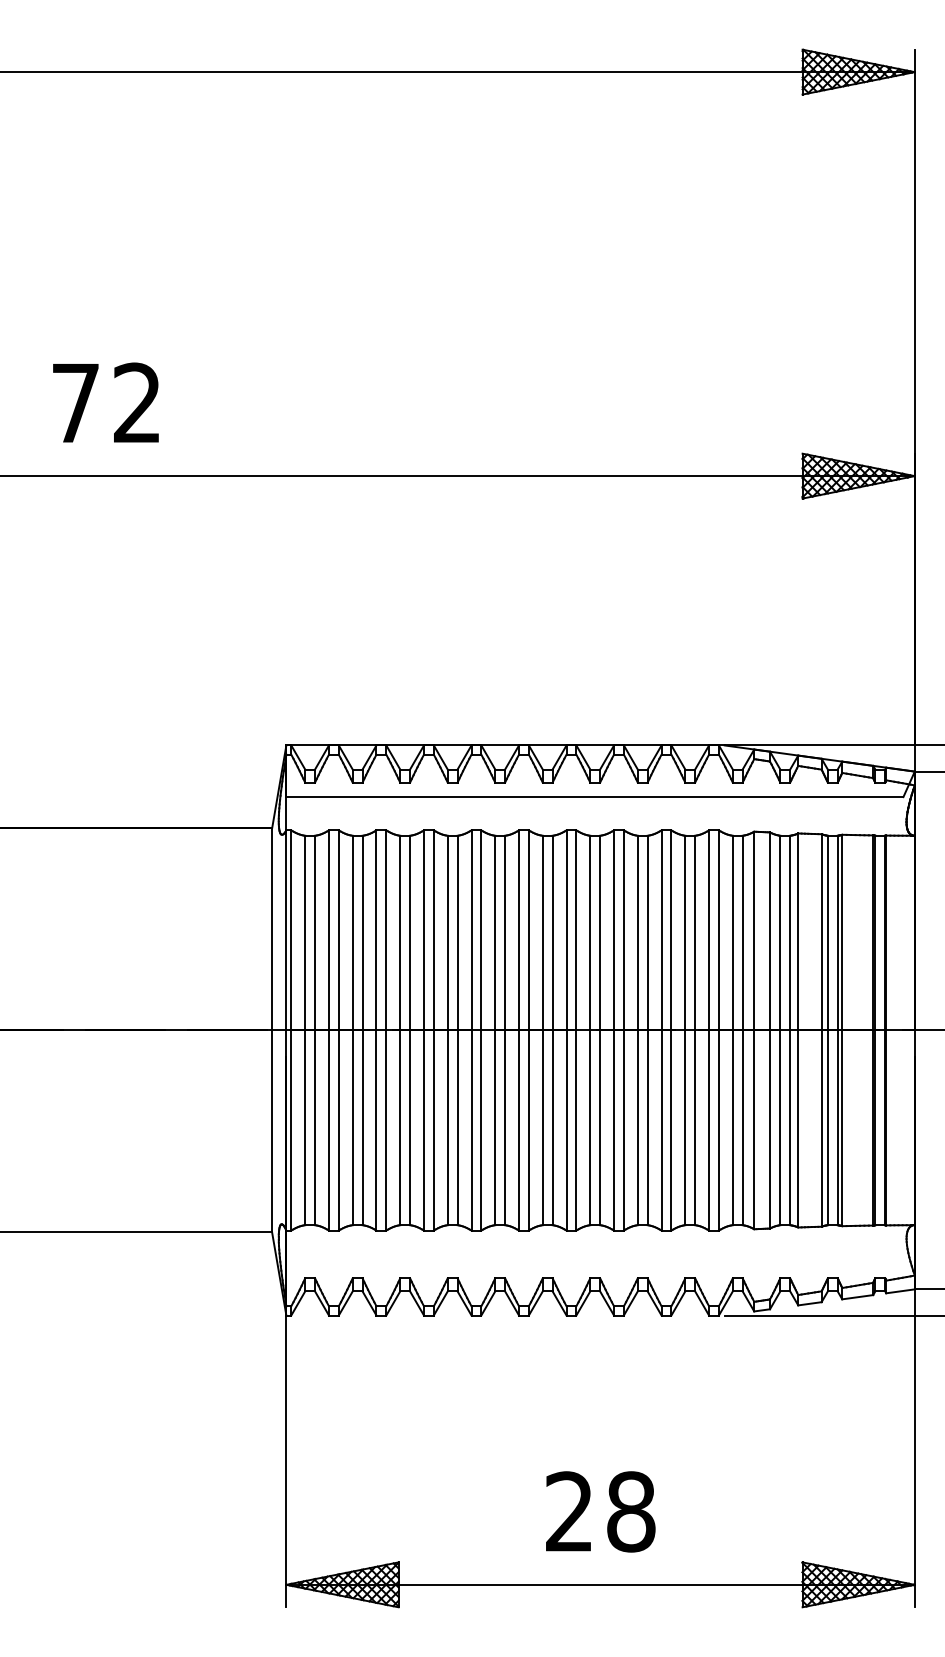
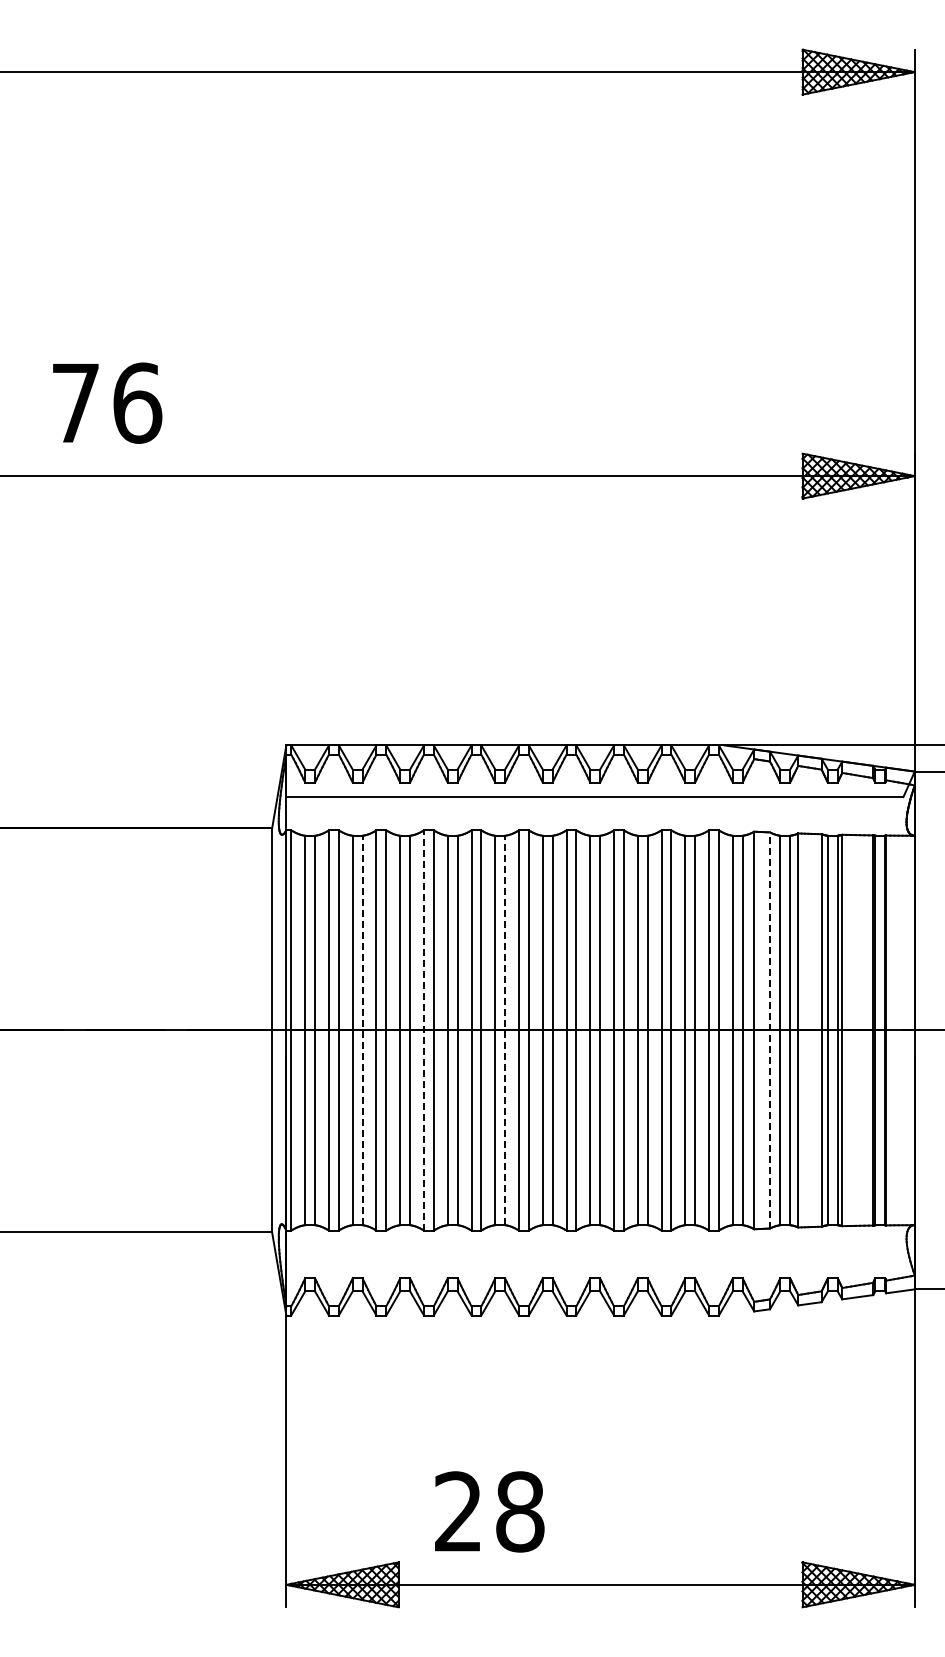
text: 72 -> 76 (137, 402)
line: solid -> dashed (424, 1029)
line: solid -> dashed (770, 1029)
line: solid -> dashed (362, 1030)
line: solid -> dashed (505, 1030)
line: present -> none (832, 1315)
text position: (600, 1511) -> (489, 1511) (489, 1511)
